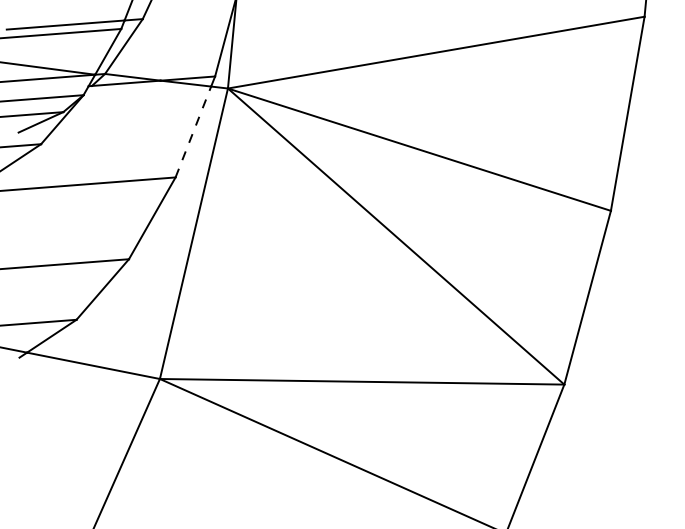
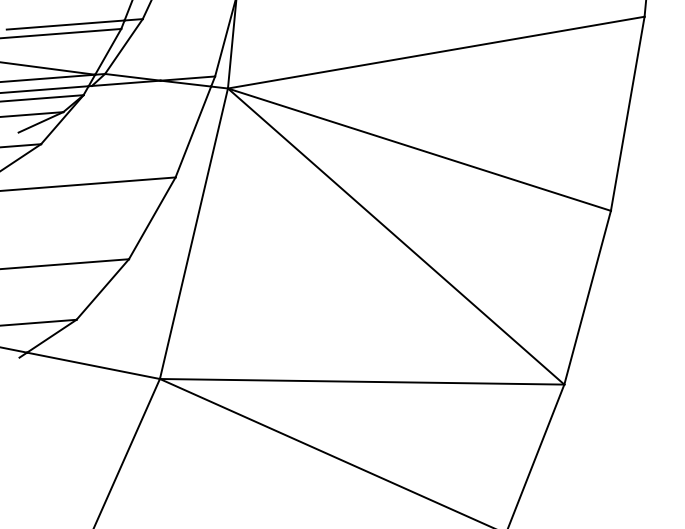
line: none -> present (45, 89)
line: dashed -> solid (193, 132)
